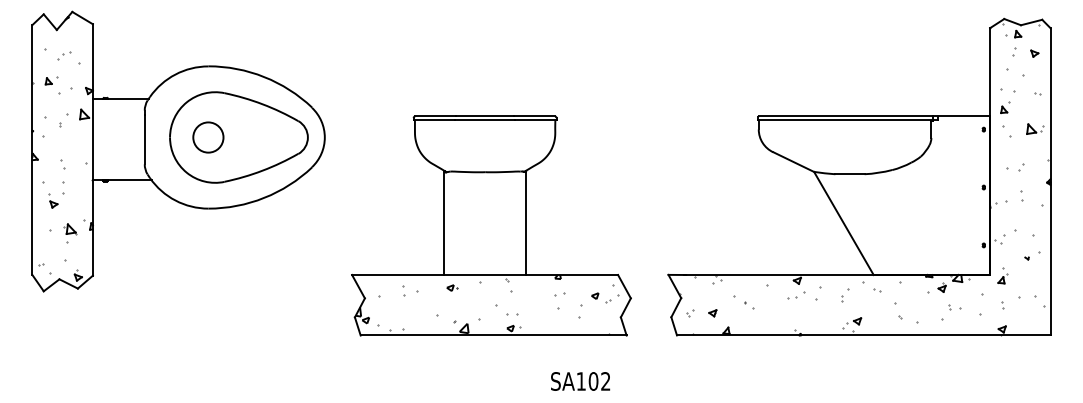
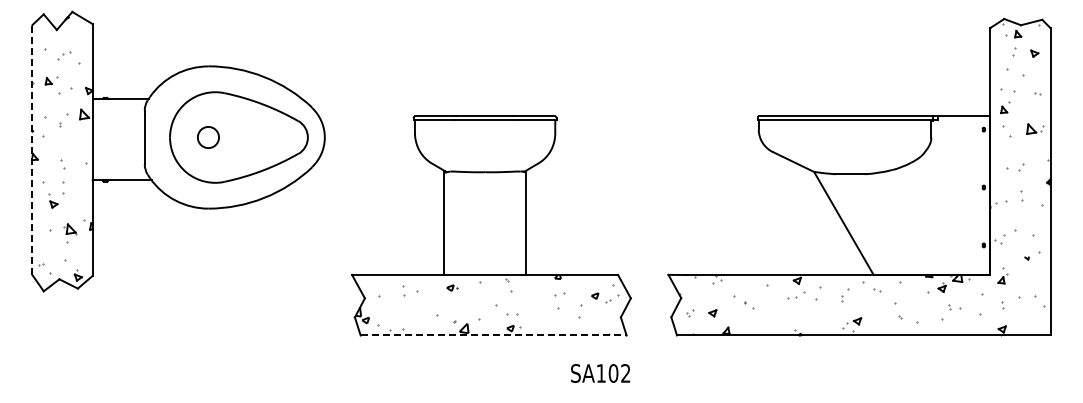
circle size: 33x33 px -> 23x23 px (208, 137)
line: solid -> dashed (32, 149)
line: solid -> dashed (493, 335)
text position: (580, 381) -> (600, 373) (600, 373)
